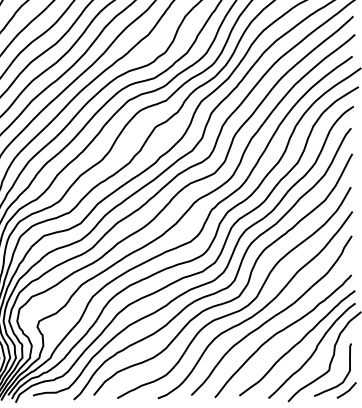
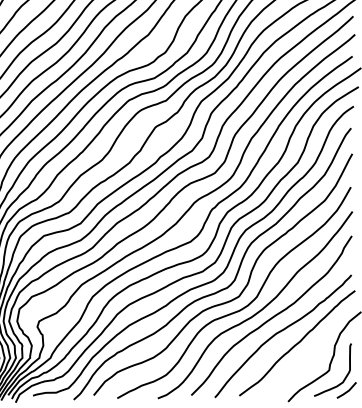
curve: present -> none (313, 351)
